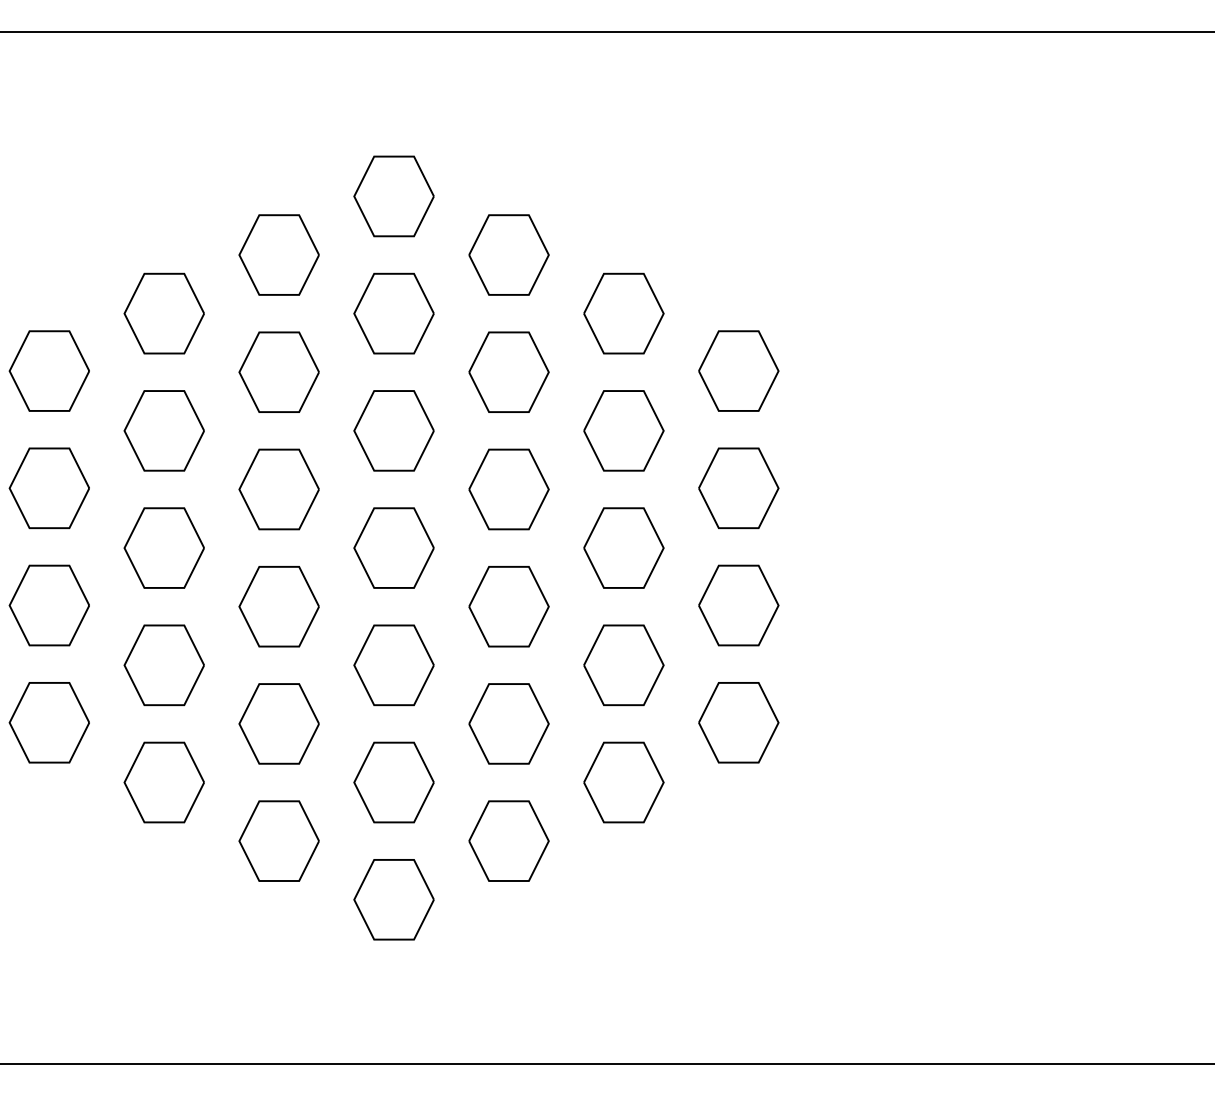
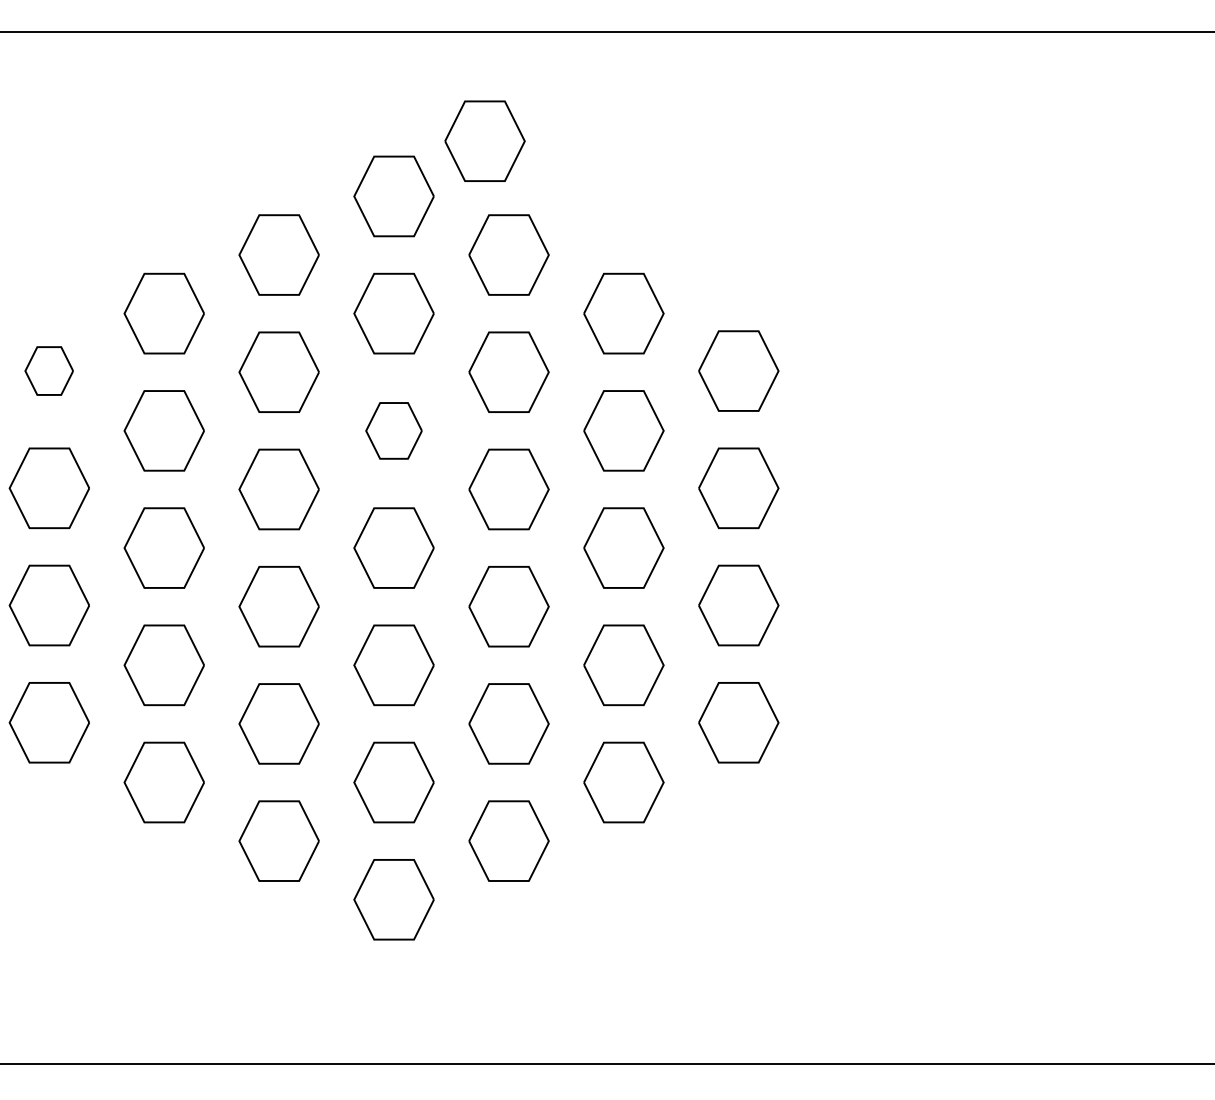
part: none -> present (484, 140)
part size: 82x82 px -> 50x50 px (48, 370)
part size: 82x82 px -> 58x58 px (393, 430)
